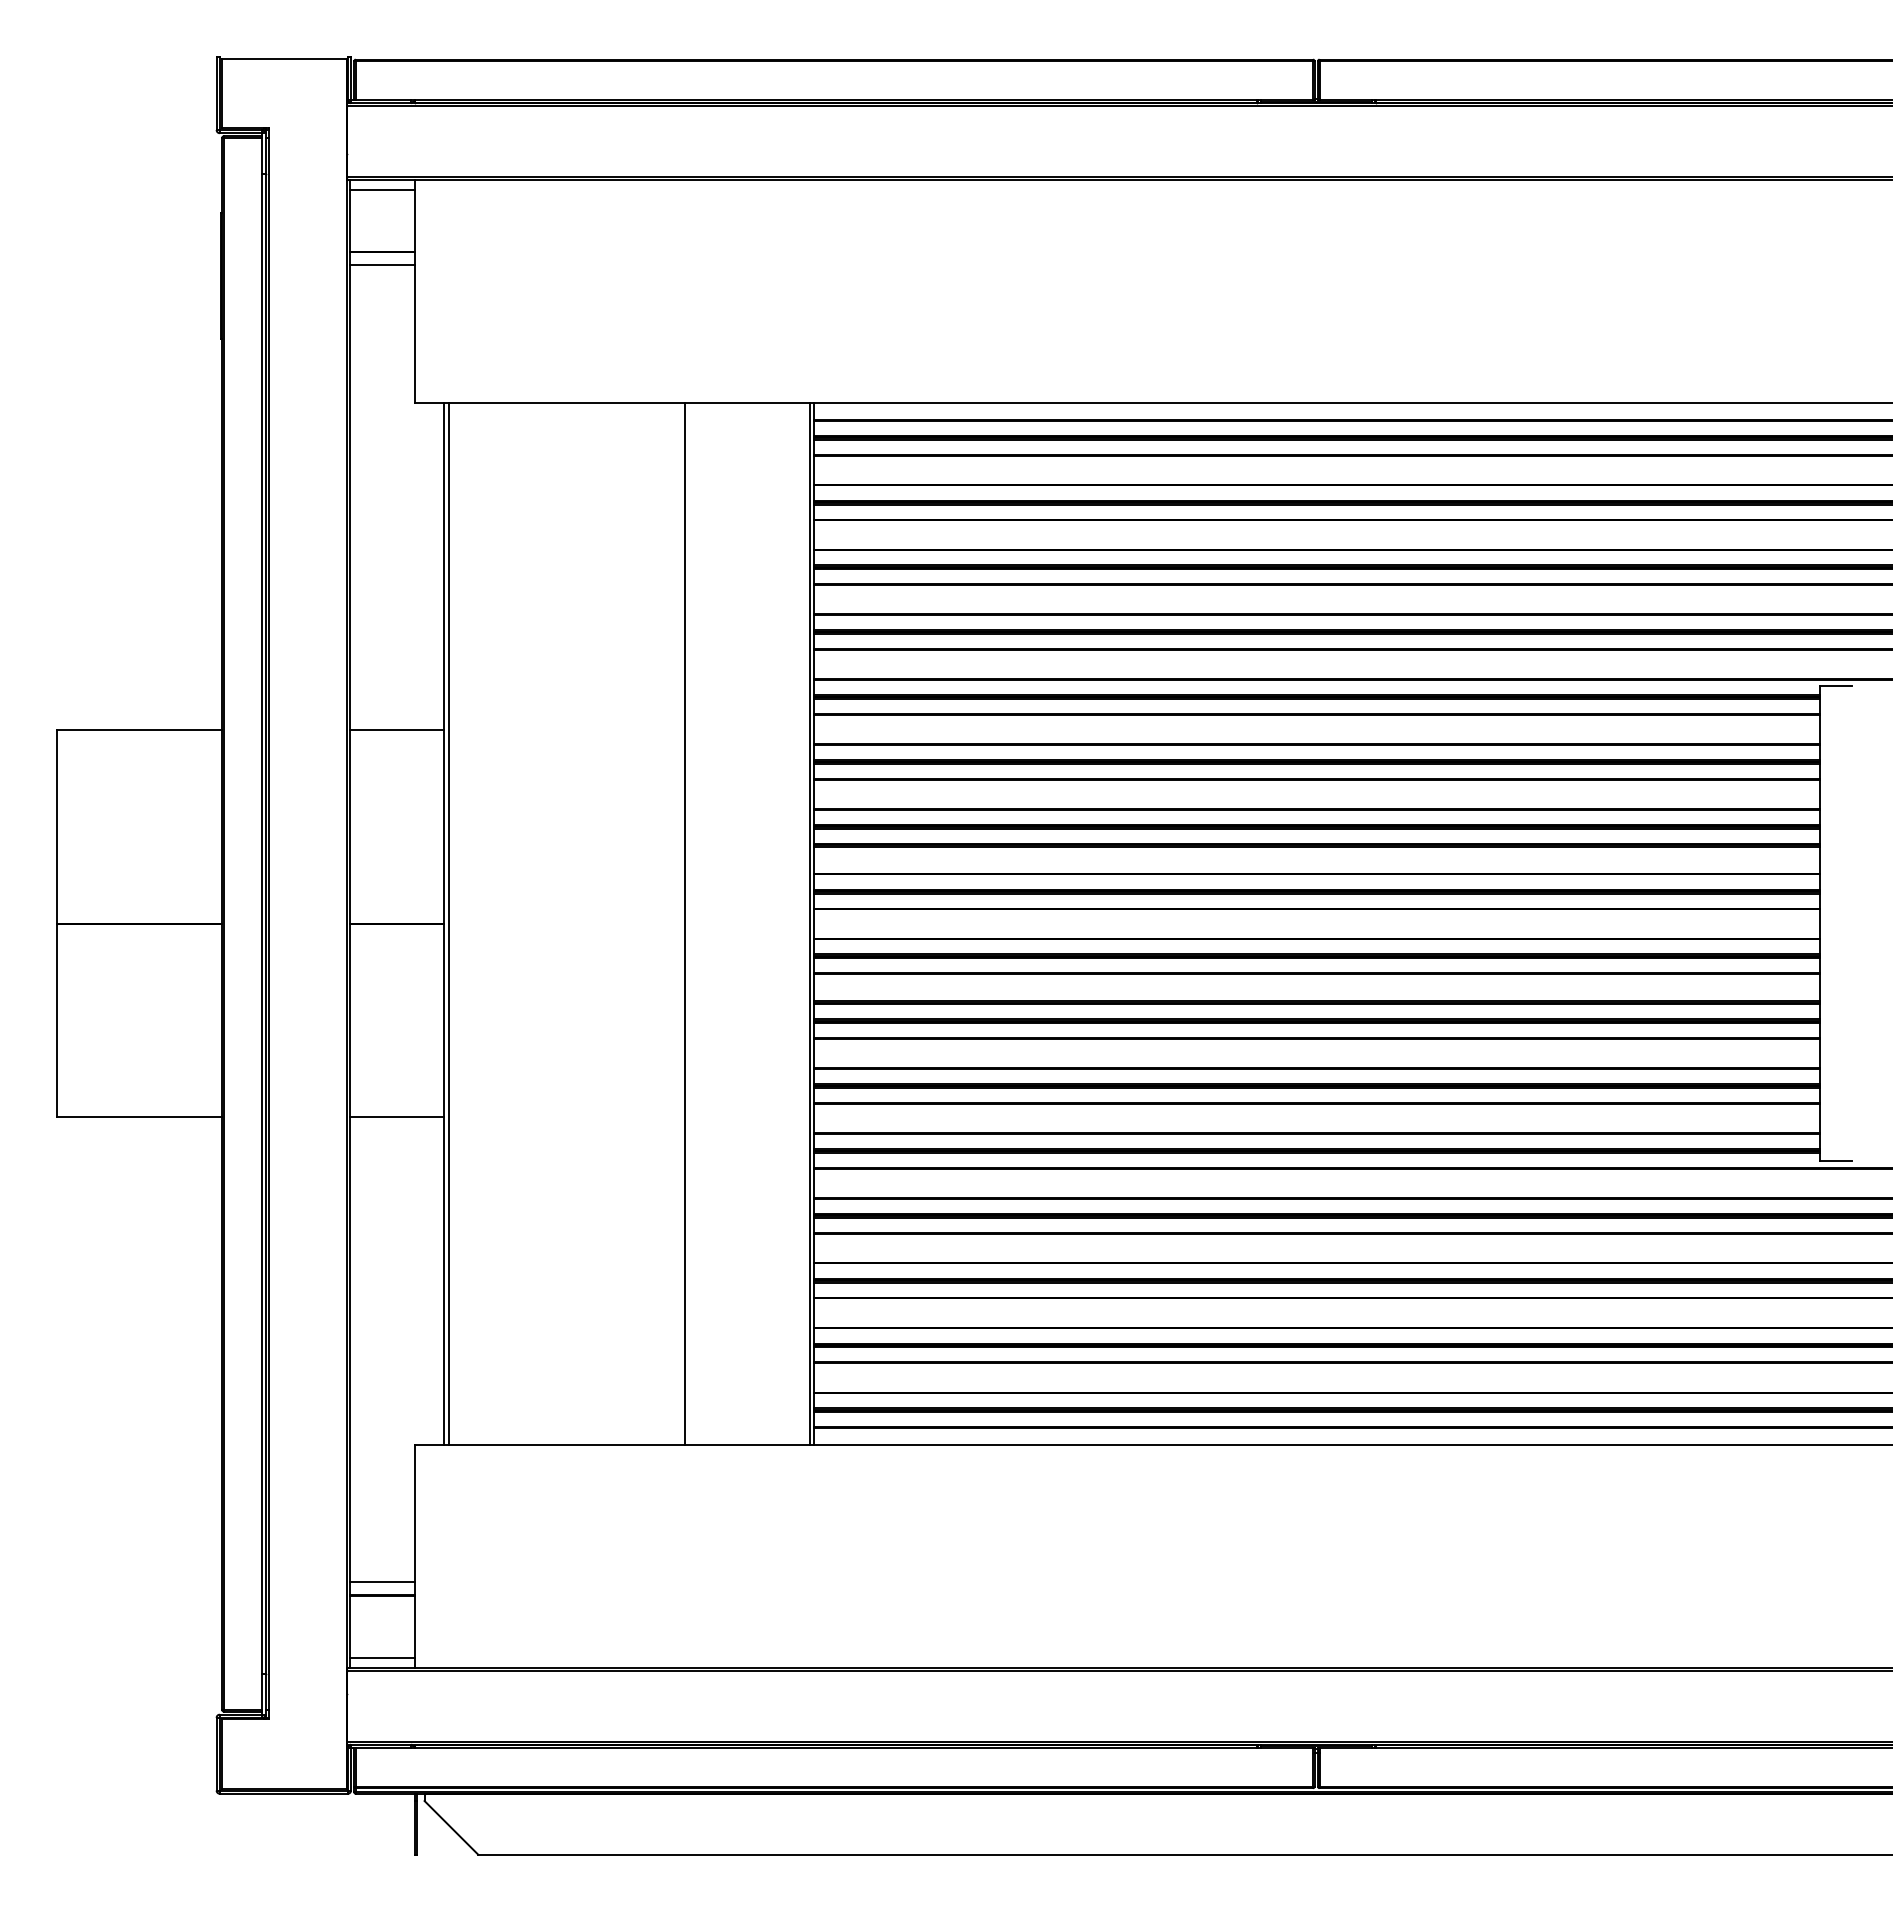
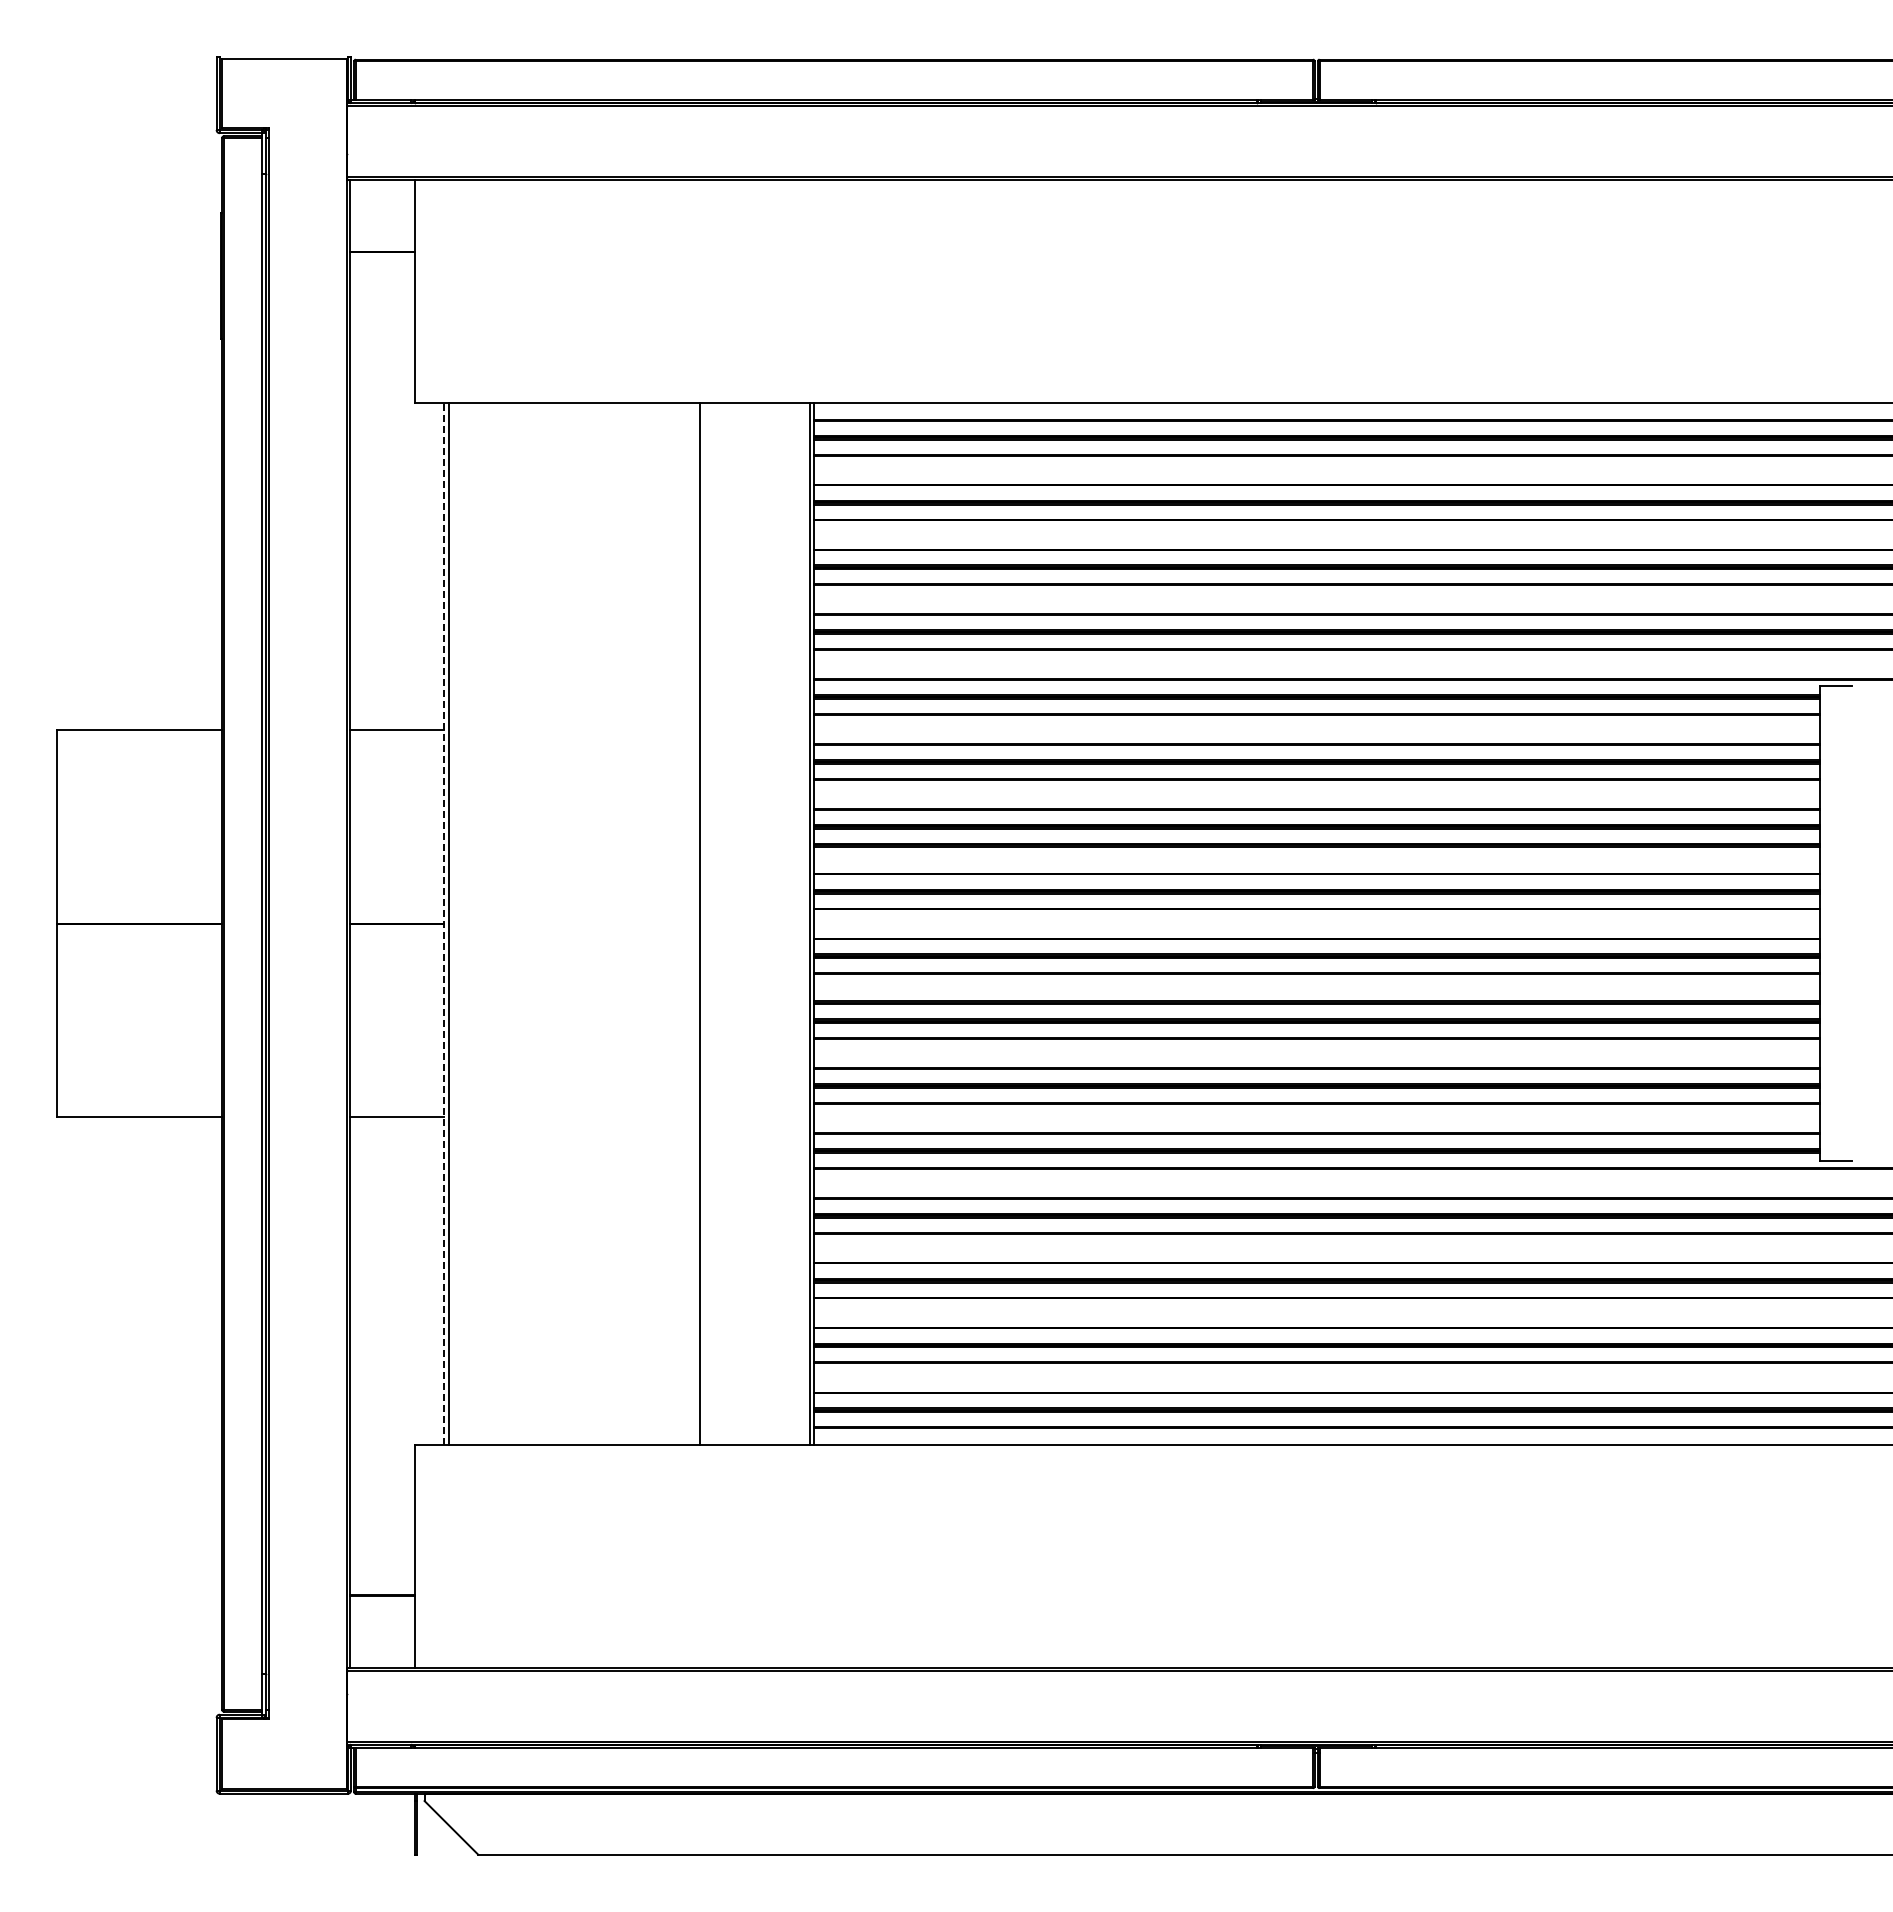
line: present -> none (382, 190)
line: present -> none (382, 264)
line position: (684, 923) -> (699, 923) (699, 923)
line: solid -> dashed (444, 924)
line: present -> none (382, 1582)
line: present -> none (382, 1657)
